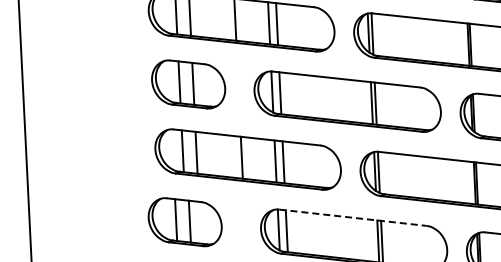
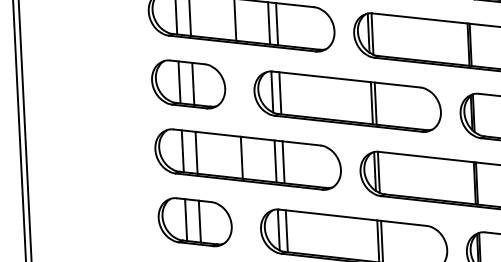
line: none -> present (19, 130)
line: dashed -> solid (353, 217)
part position: (184, 222) -> (194, 222) (194, 222)
